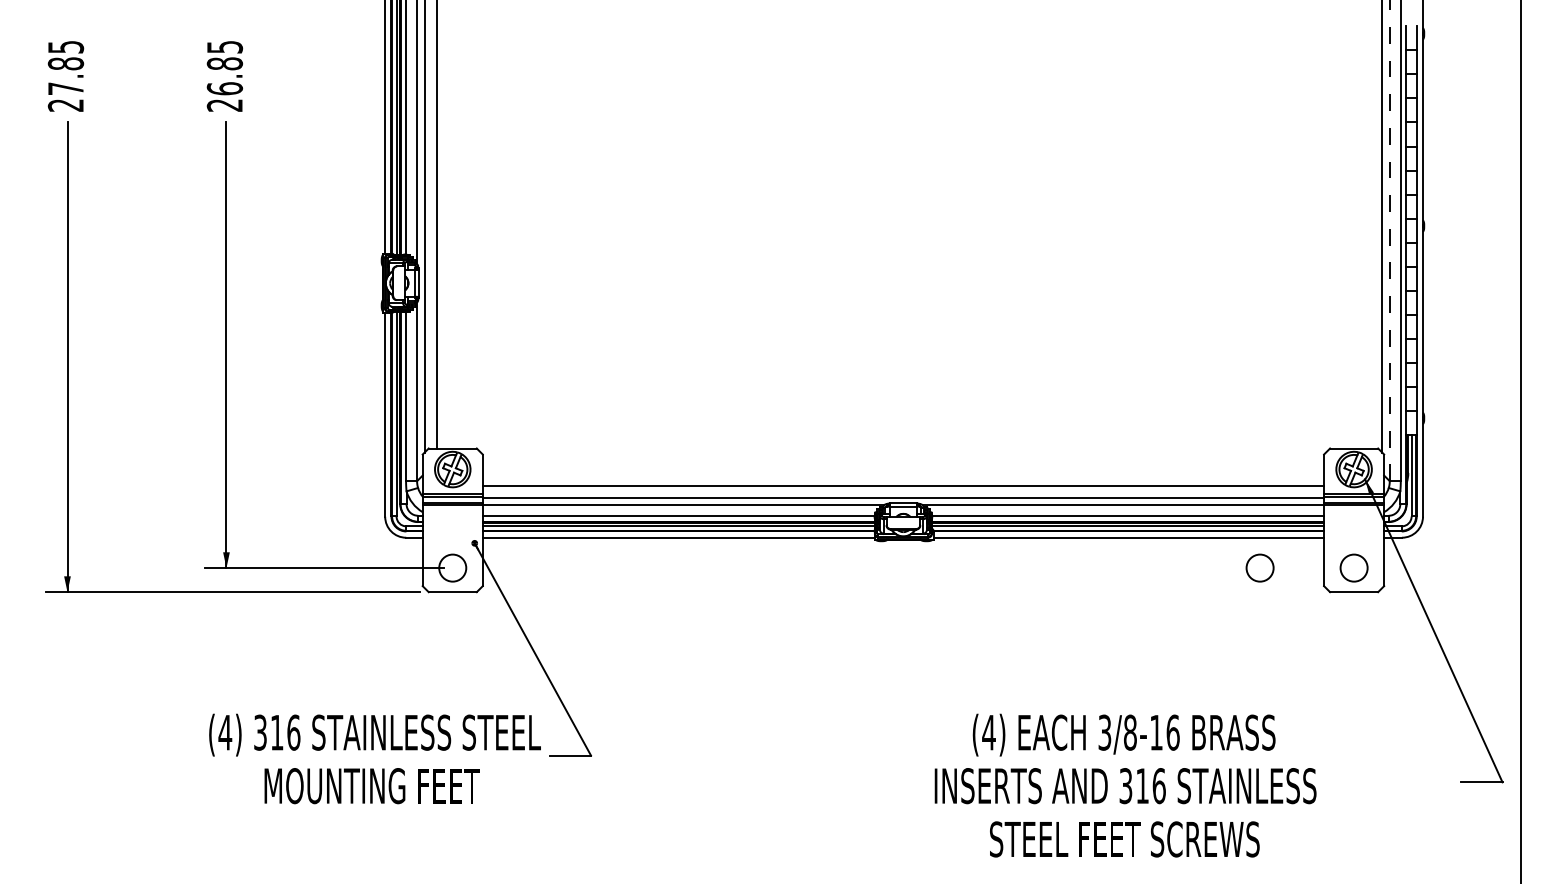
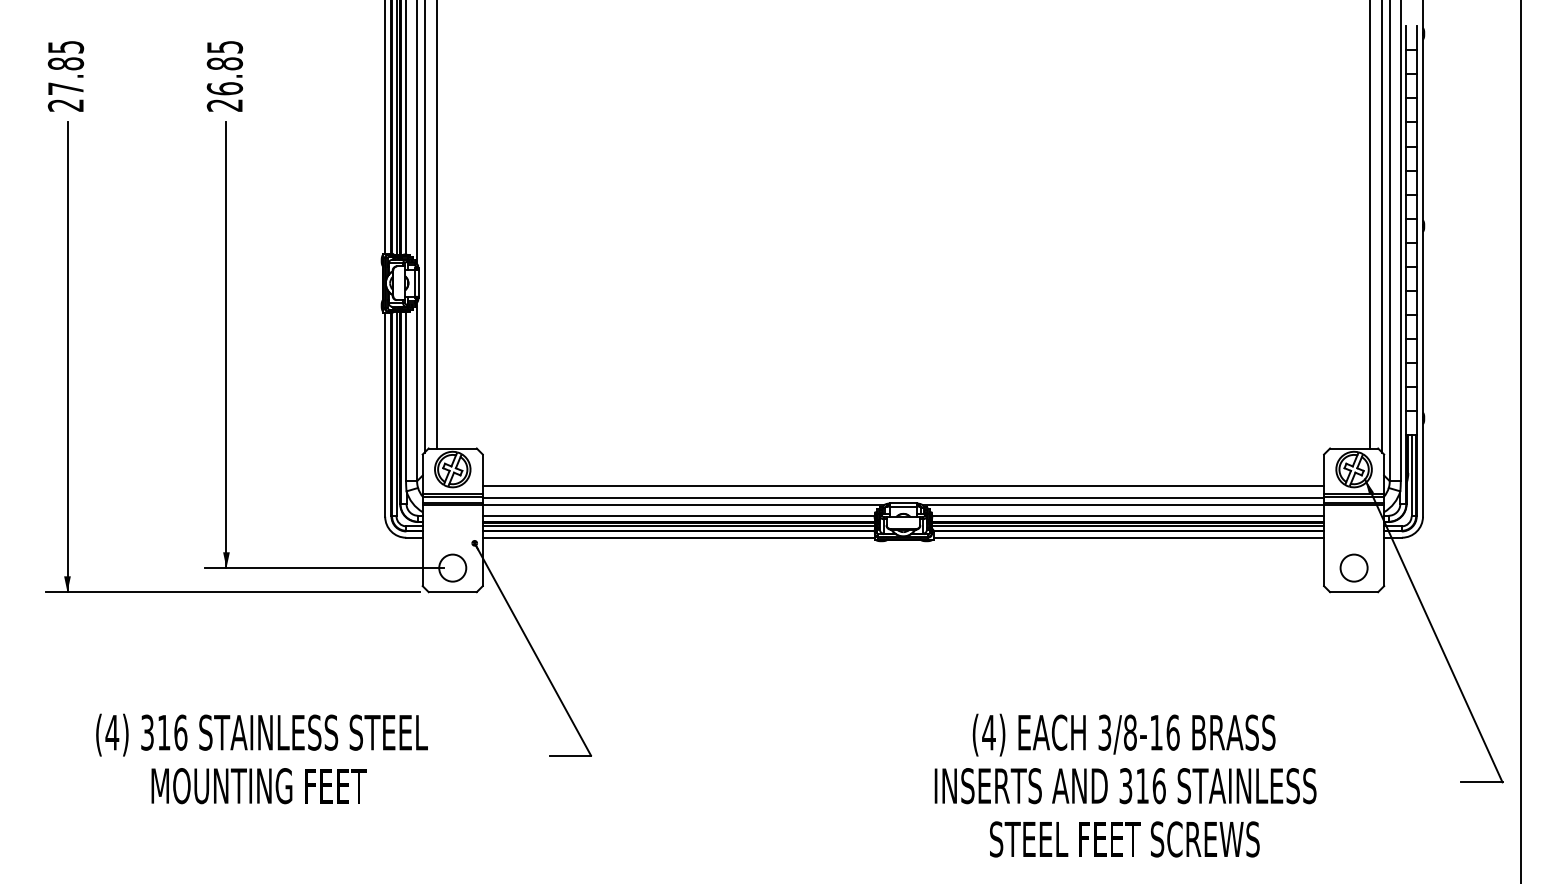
line: none -> present (1370, 225)
line: dashed -> solid (1389, 240)
circle: present -> none (1259, 567)
text position: (374, 758) -> (261, 758) (261, 758)
